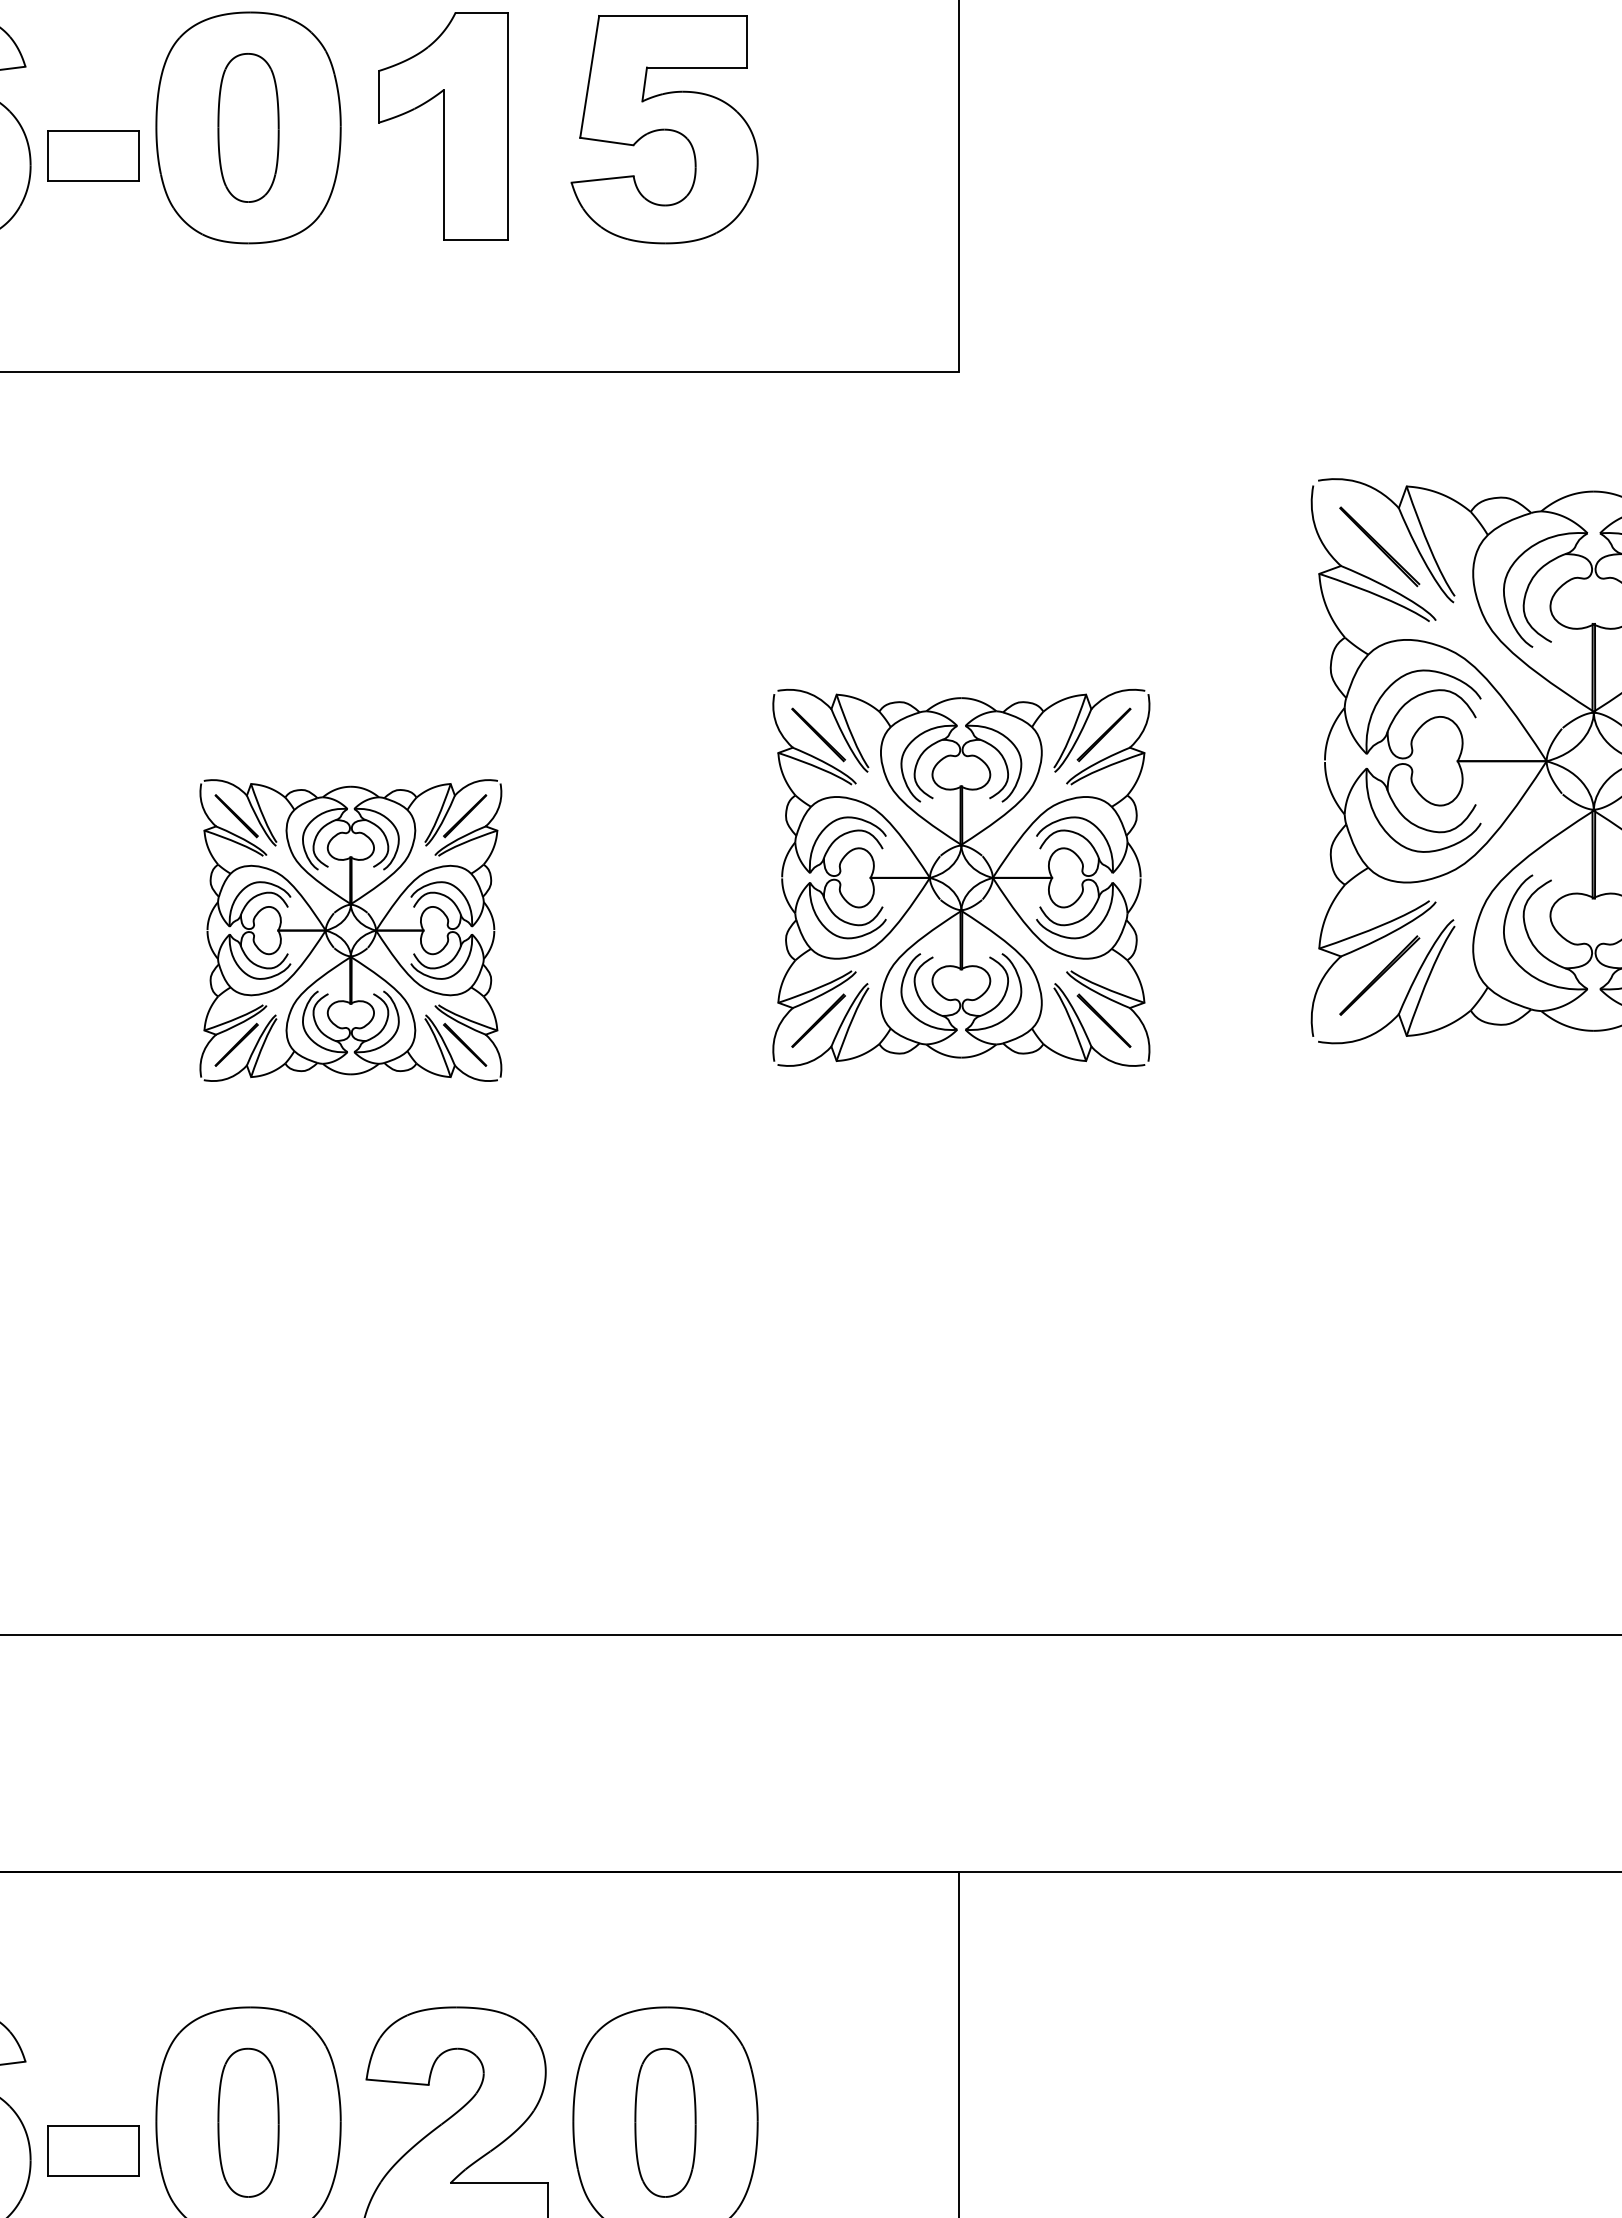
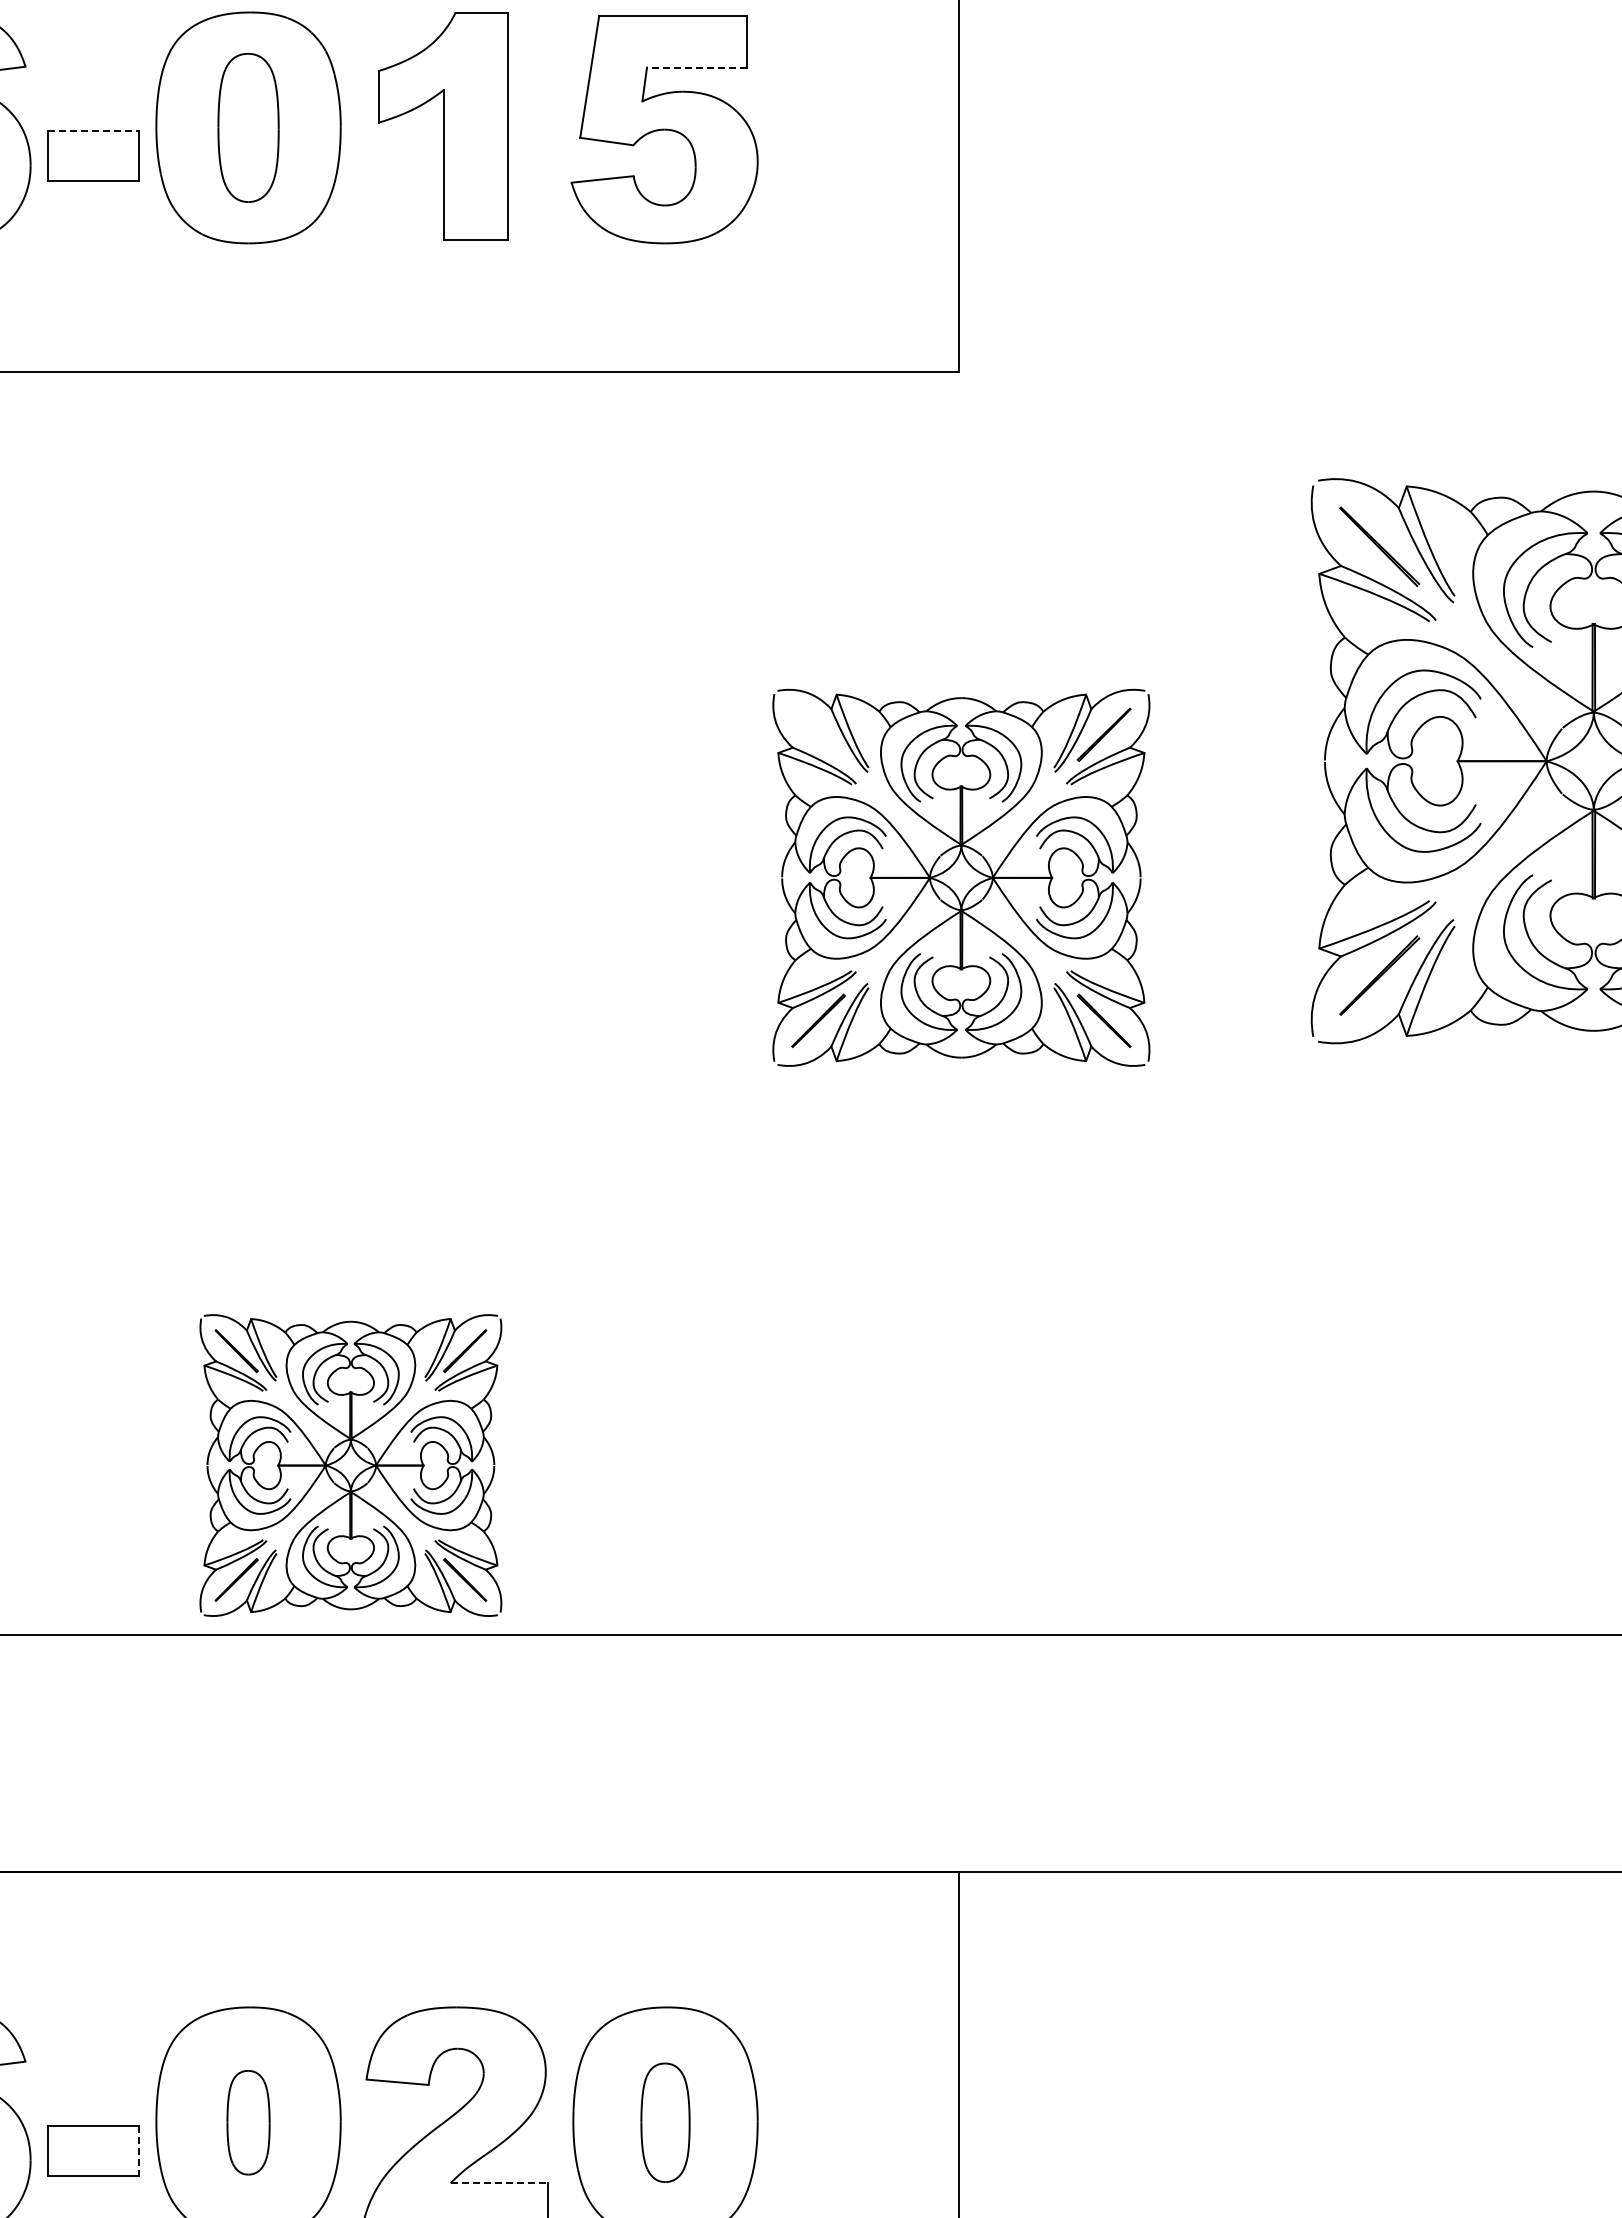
line: solid -> dashed (696, 67)
line: solid -> dashed (93, 131)
line: present -> none (818, 734)
part position: (350, 930) -> (350, 1465) (350, 1465)
part size: 63x151 px -> 45x106 px (248, 2122)
part size: 63x151 px -> 51x121 px (665, 2122)
line: solid -> dashed (139, 2151)
line: solid -> dashed (499, 2183)
